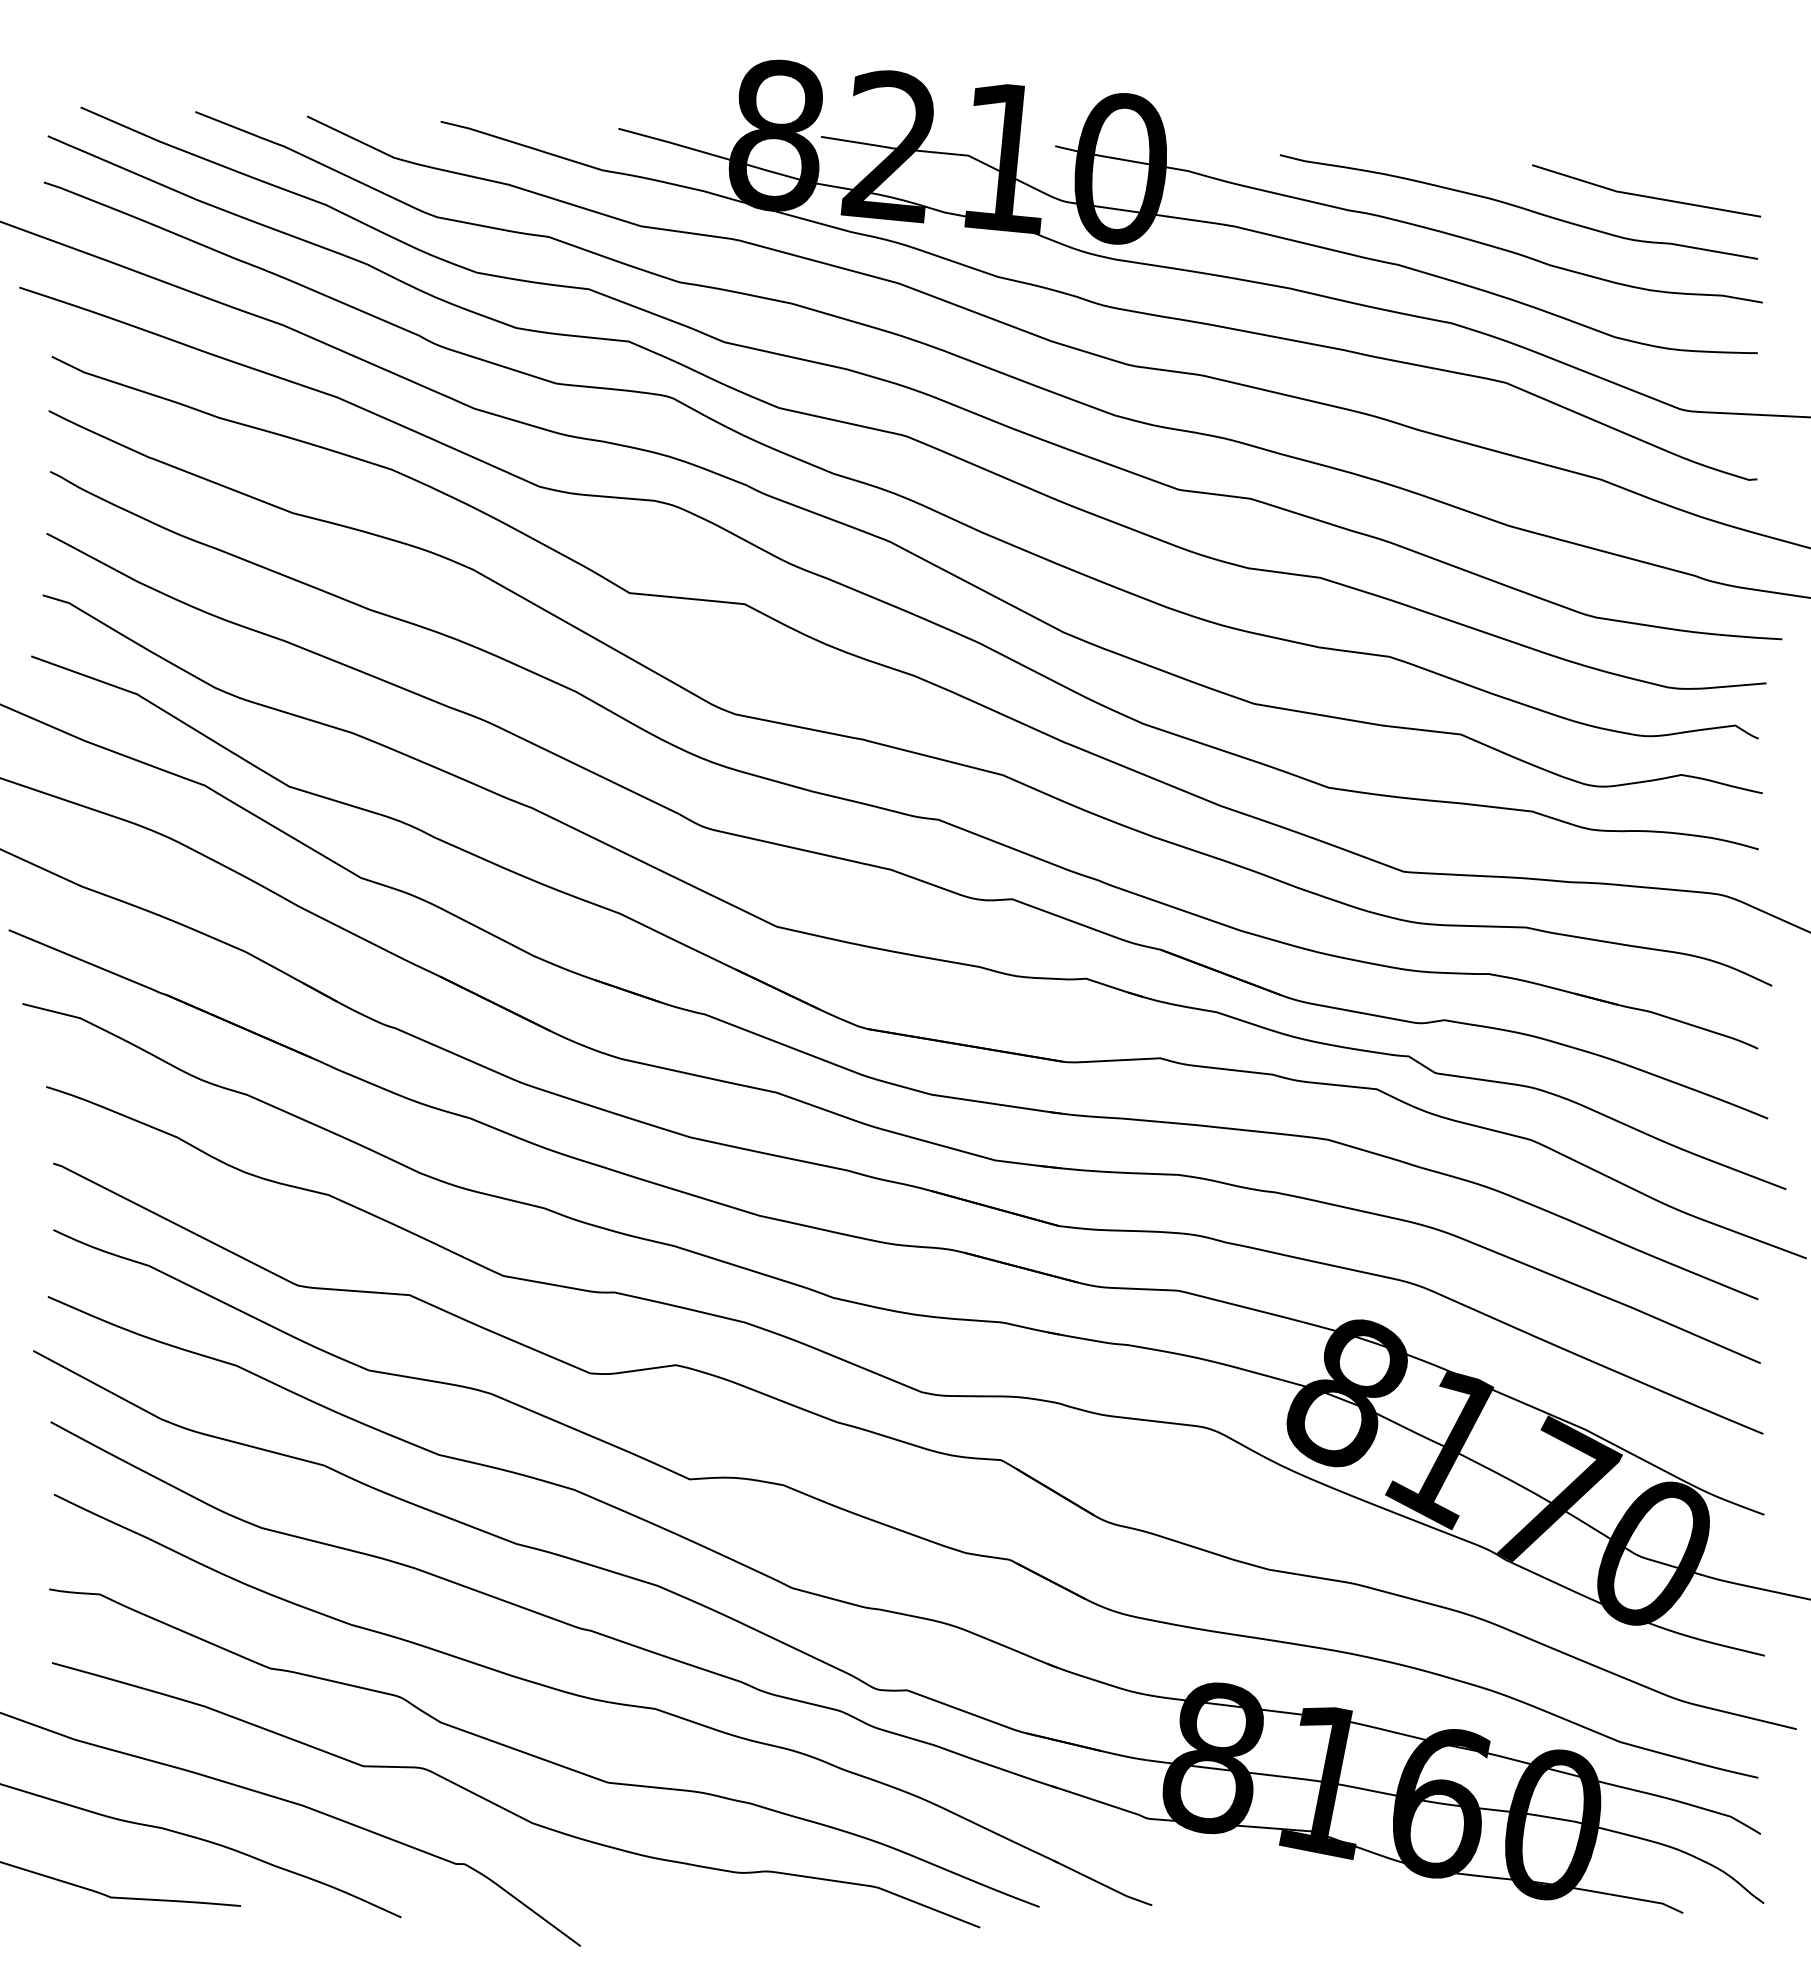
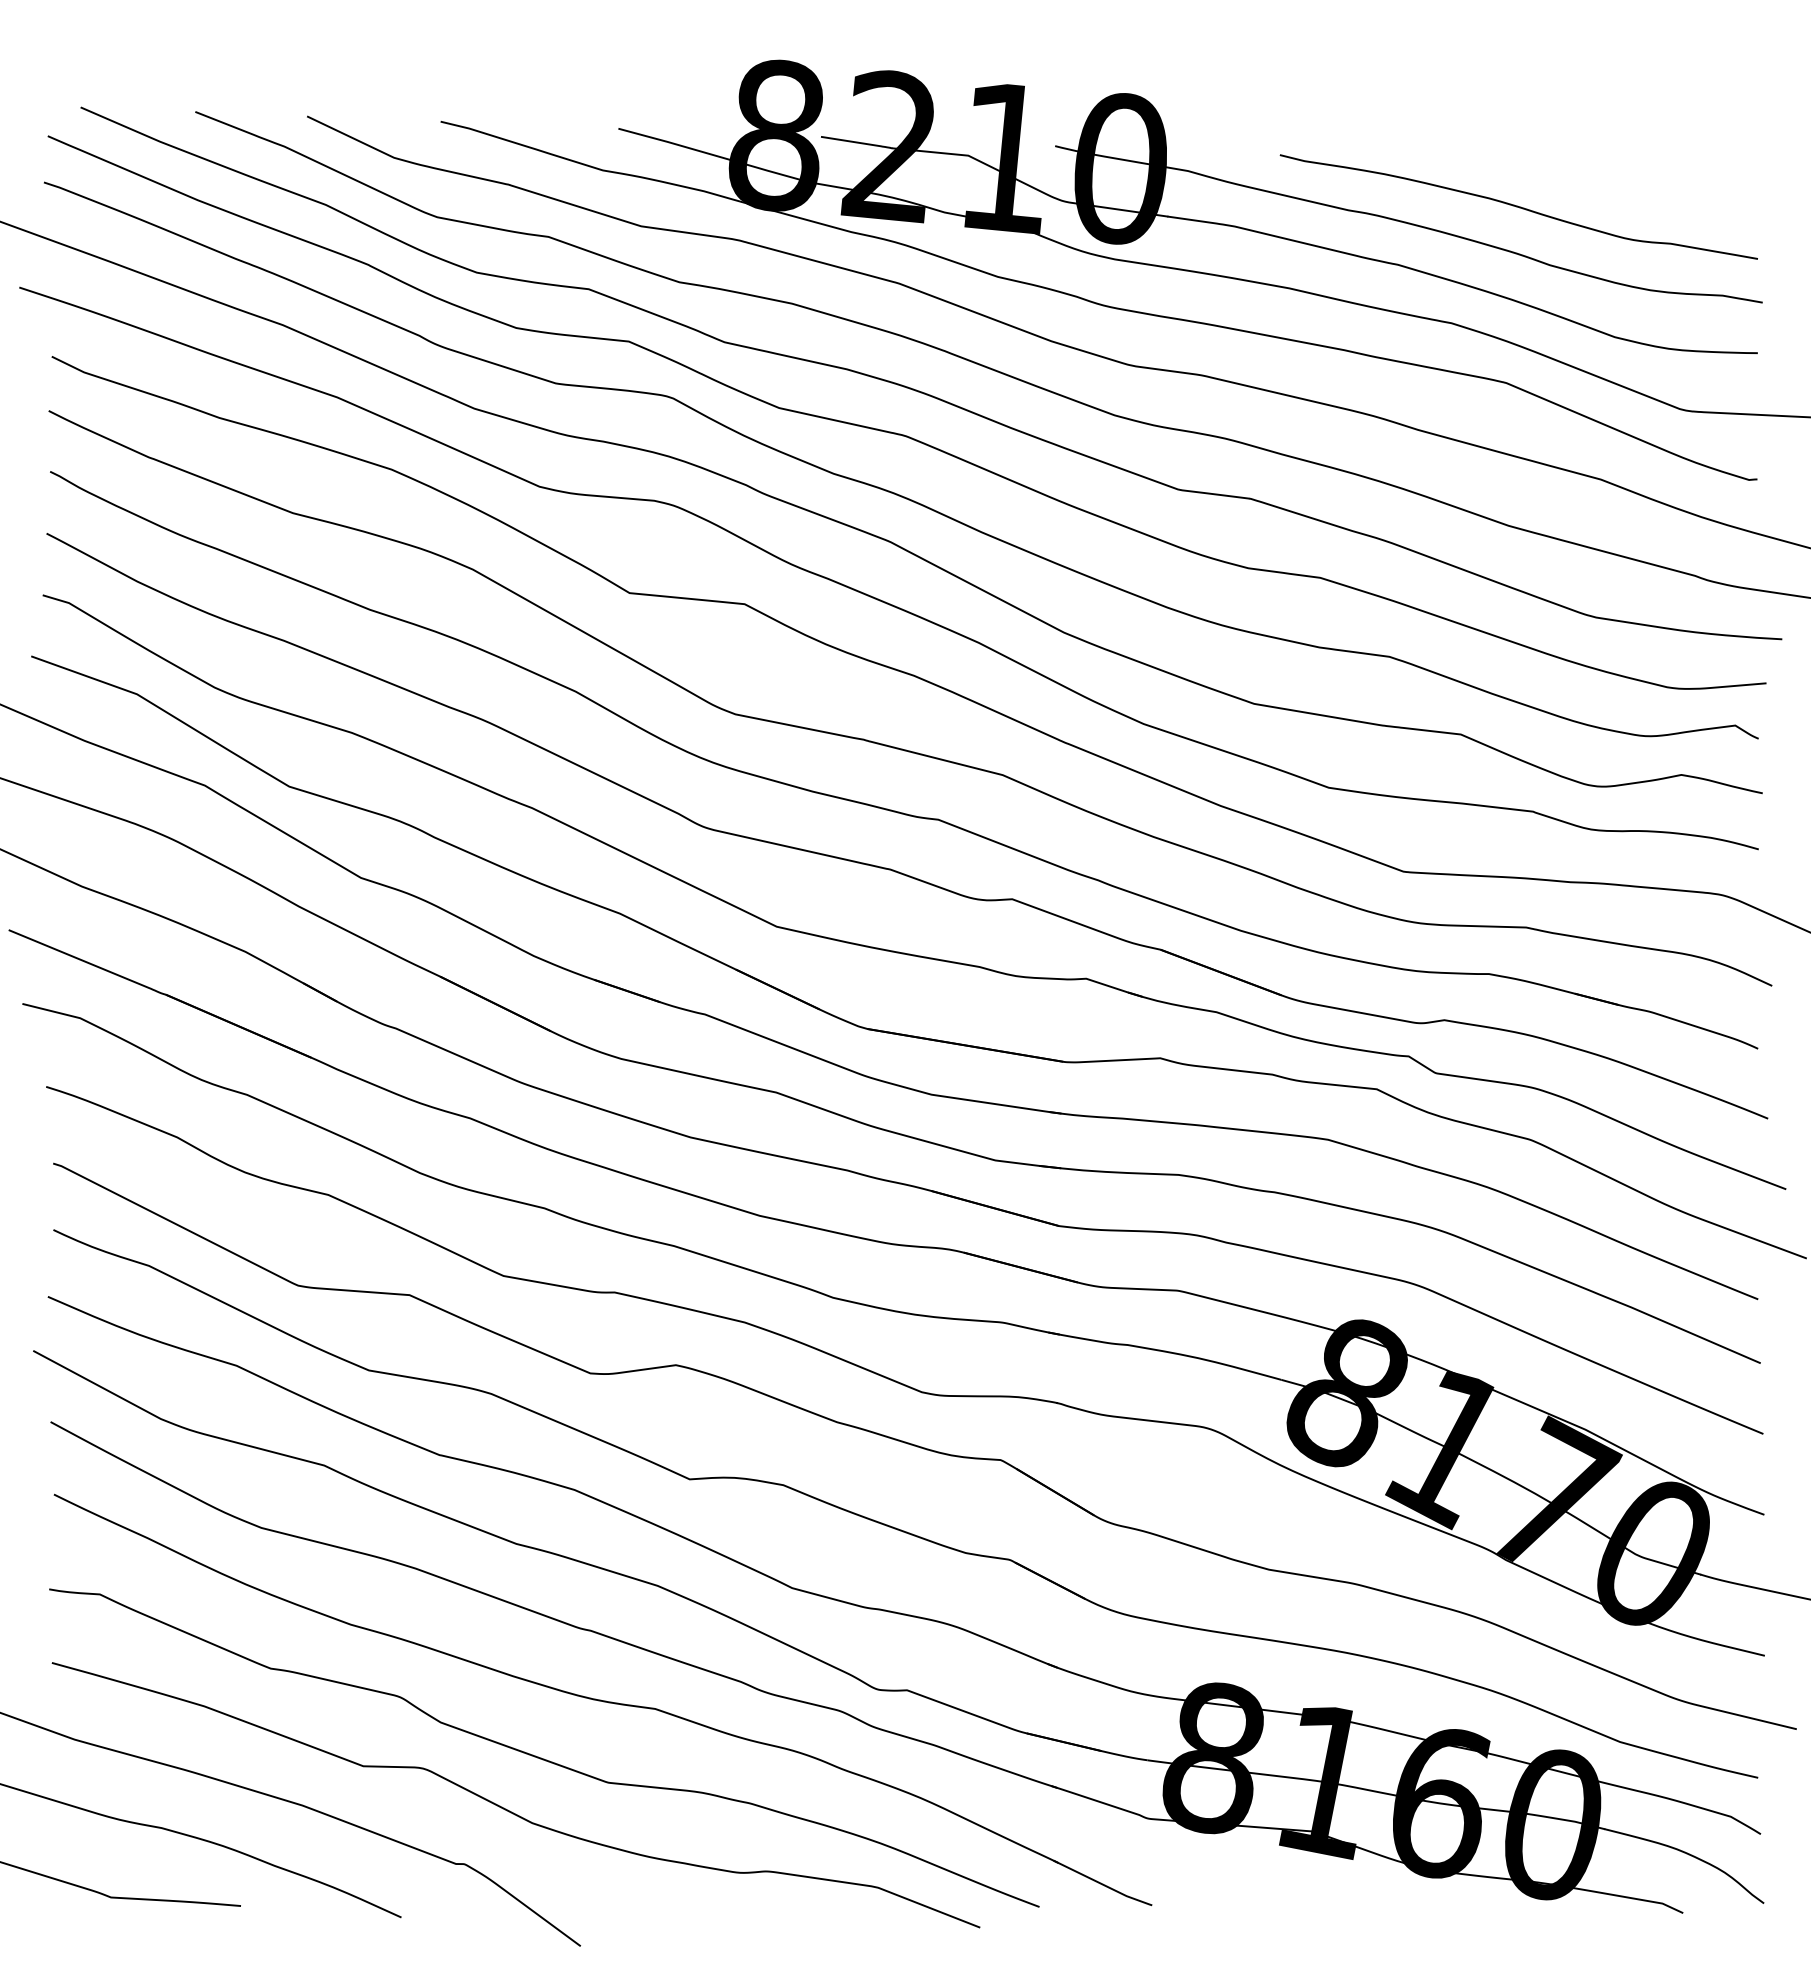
curve: present -> none (1646, 195)
